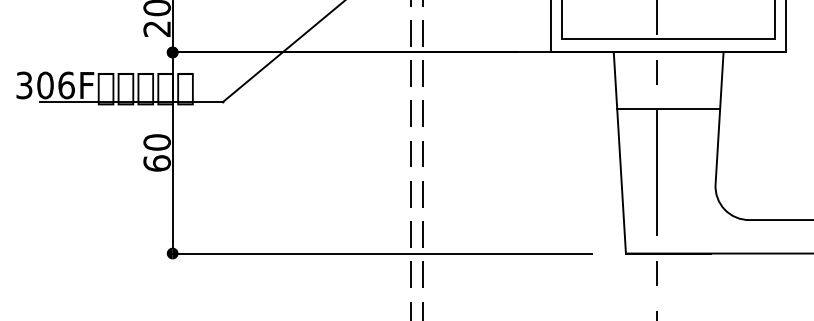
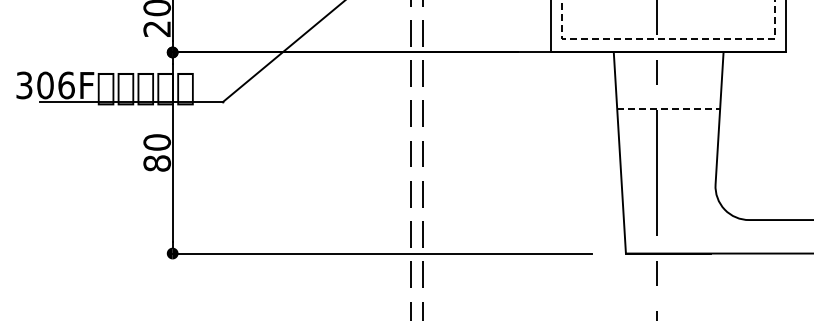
line: solid -> dashed (668, 39)
line: solid -> dashed (669, 109)
text: 60 -> 80 (156, 163)
